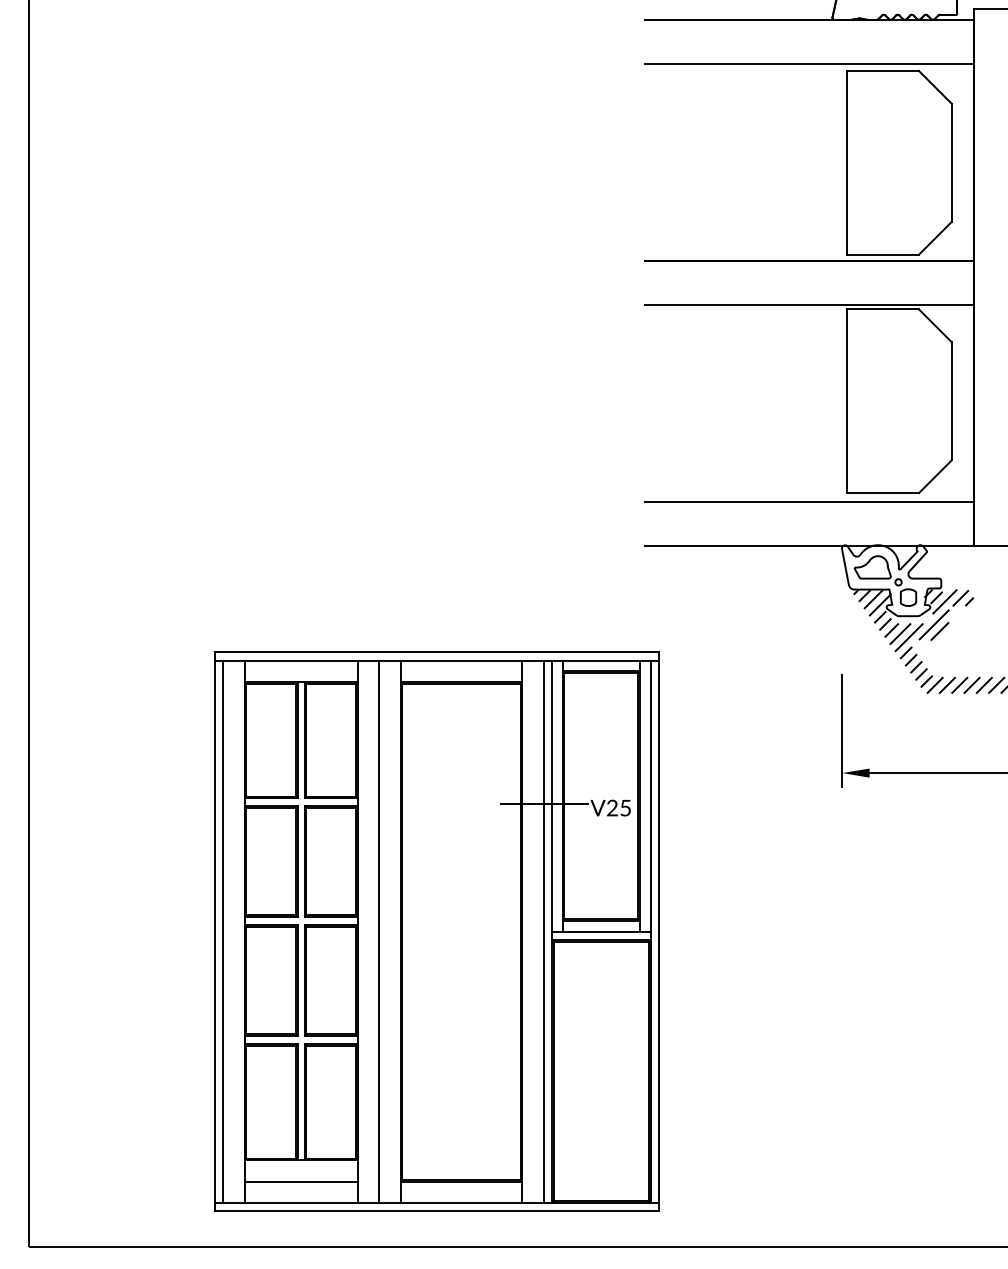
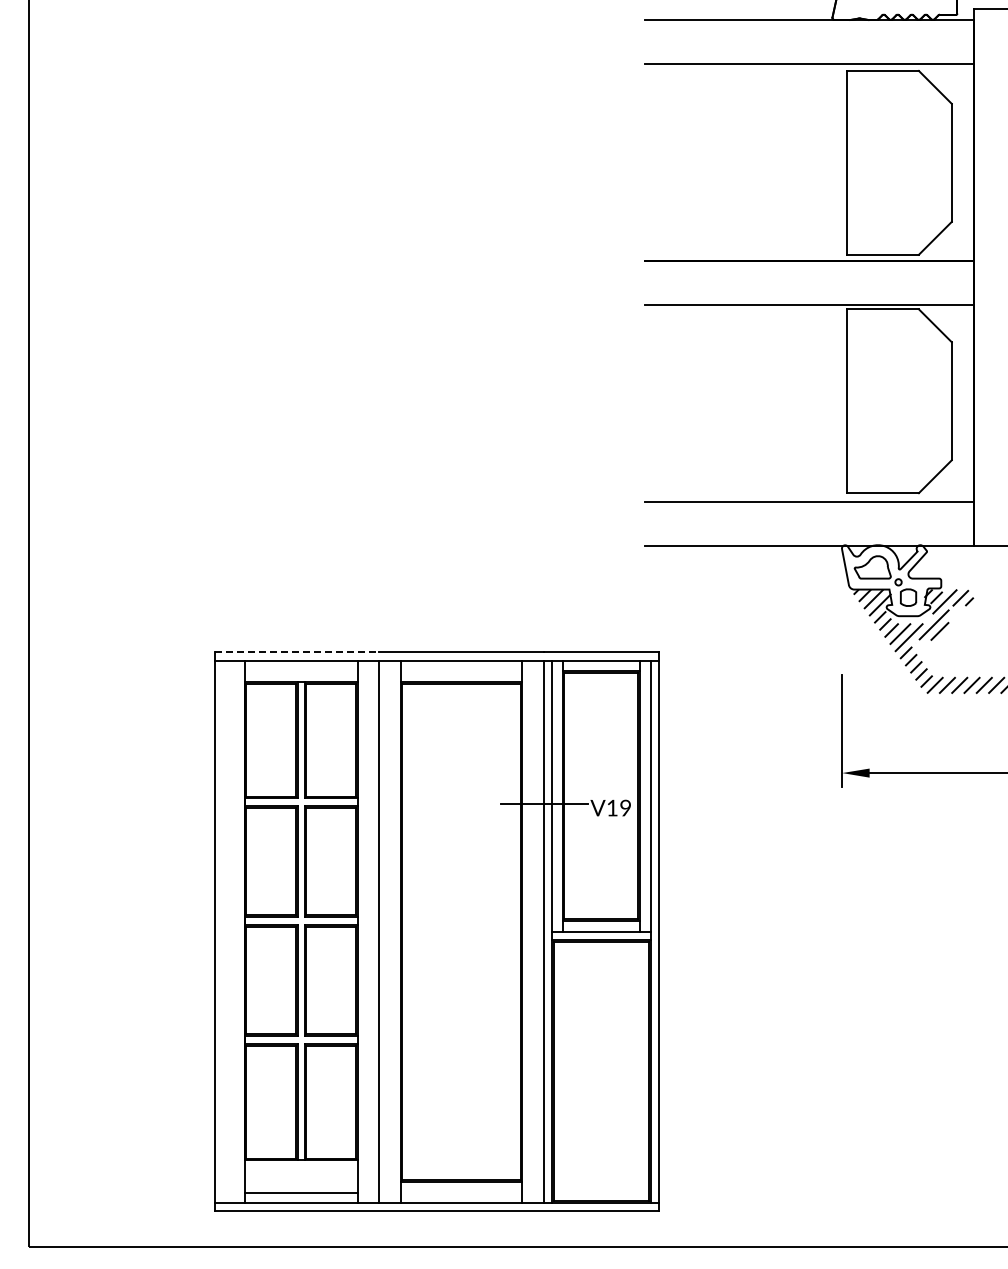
line: solid -> dashed (297, 652)
text: V25 -> V19 (618, 807)
line: present -> none (223, 931)
line position: (301, 1181) -> (301, 1192) (301, 1192)
